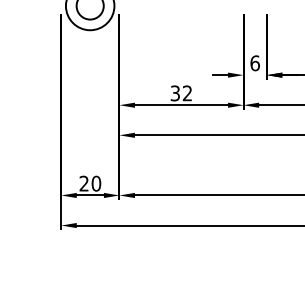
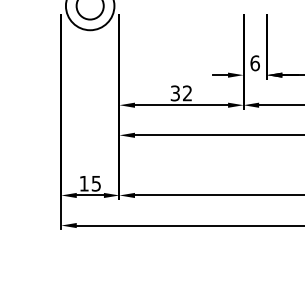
text: 20 -> 15 (90, 183)
